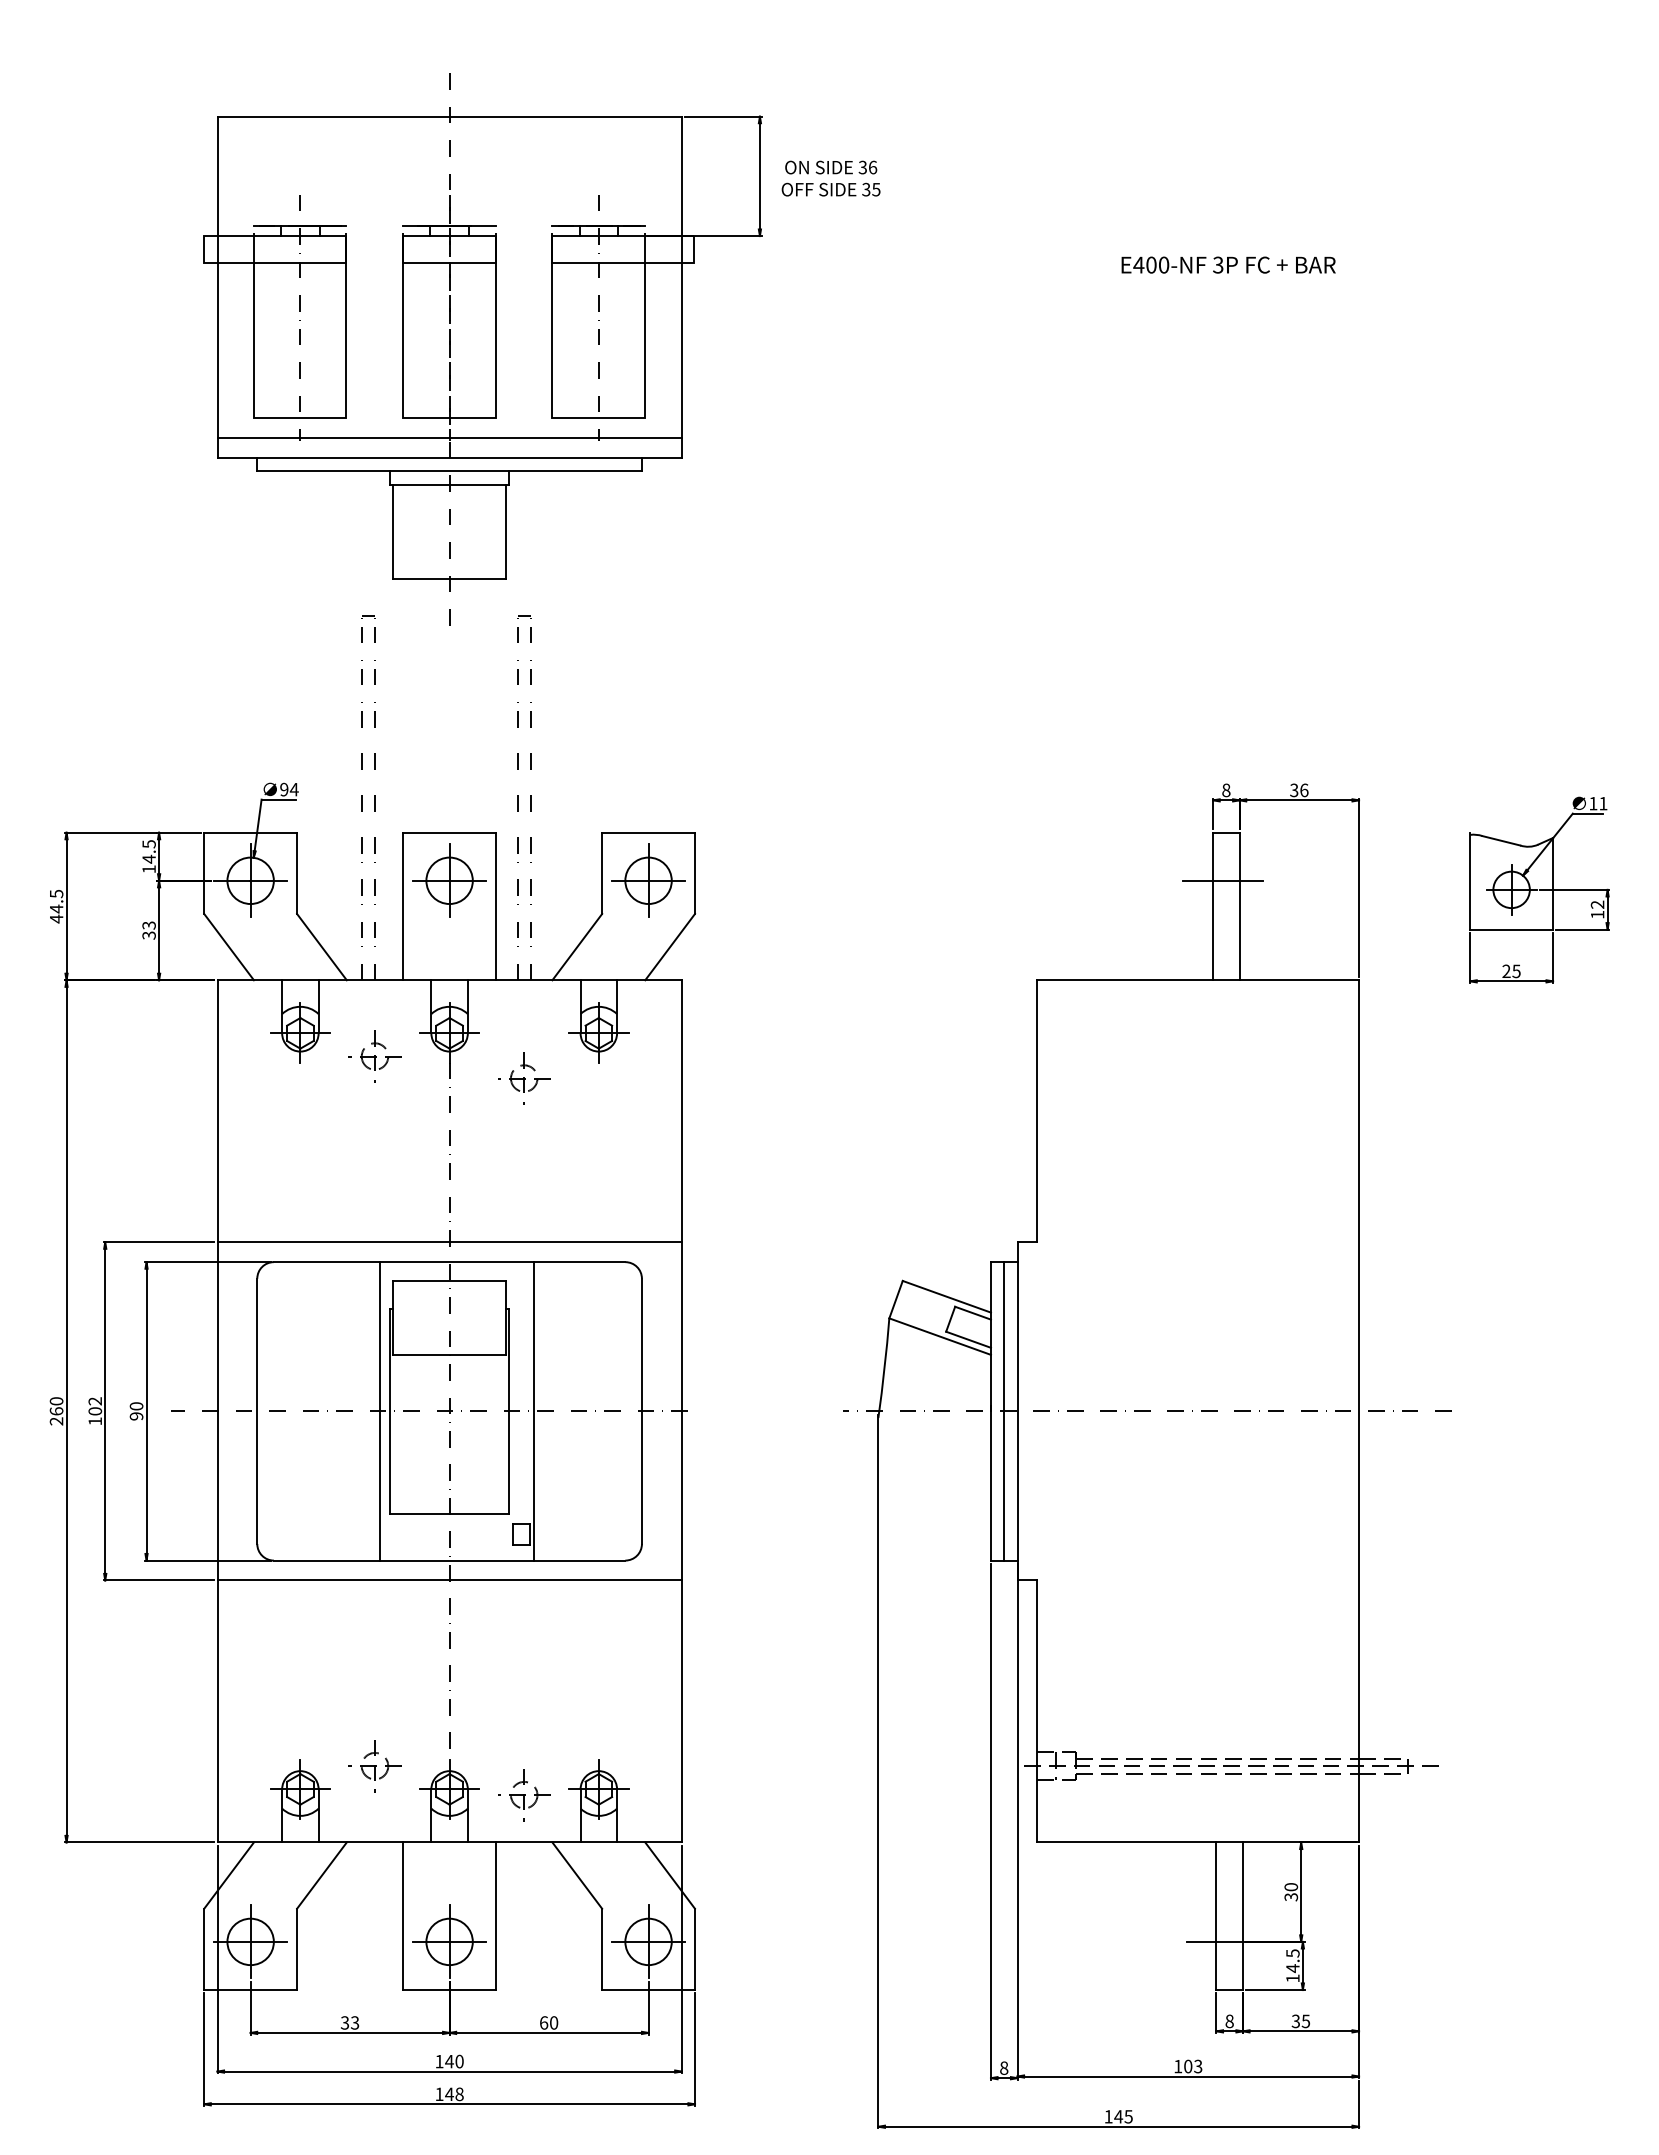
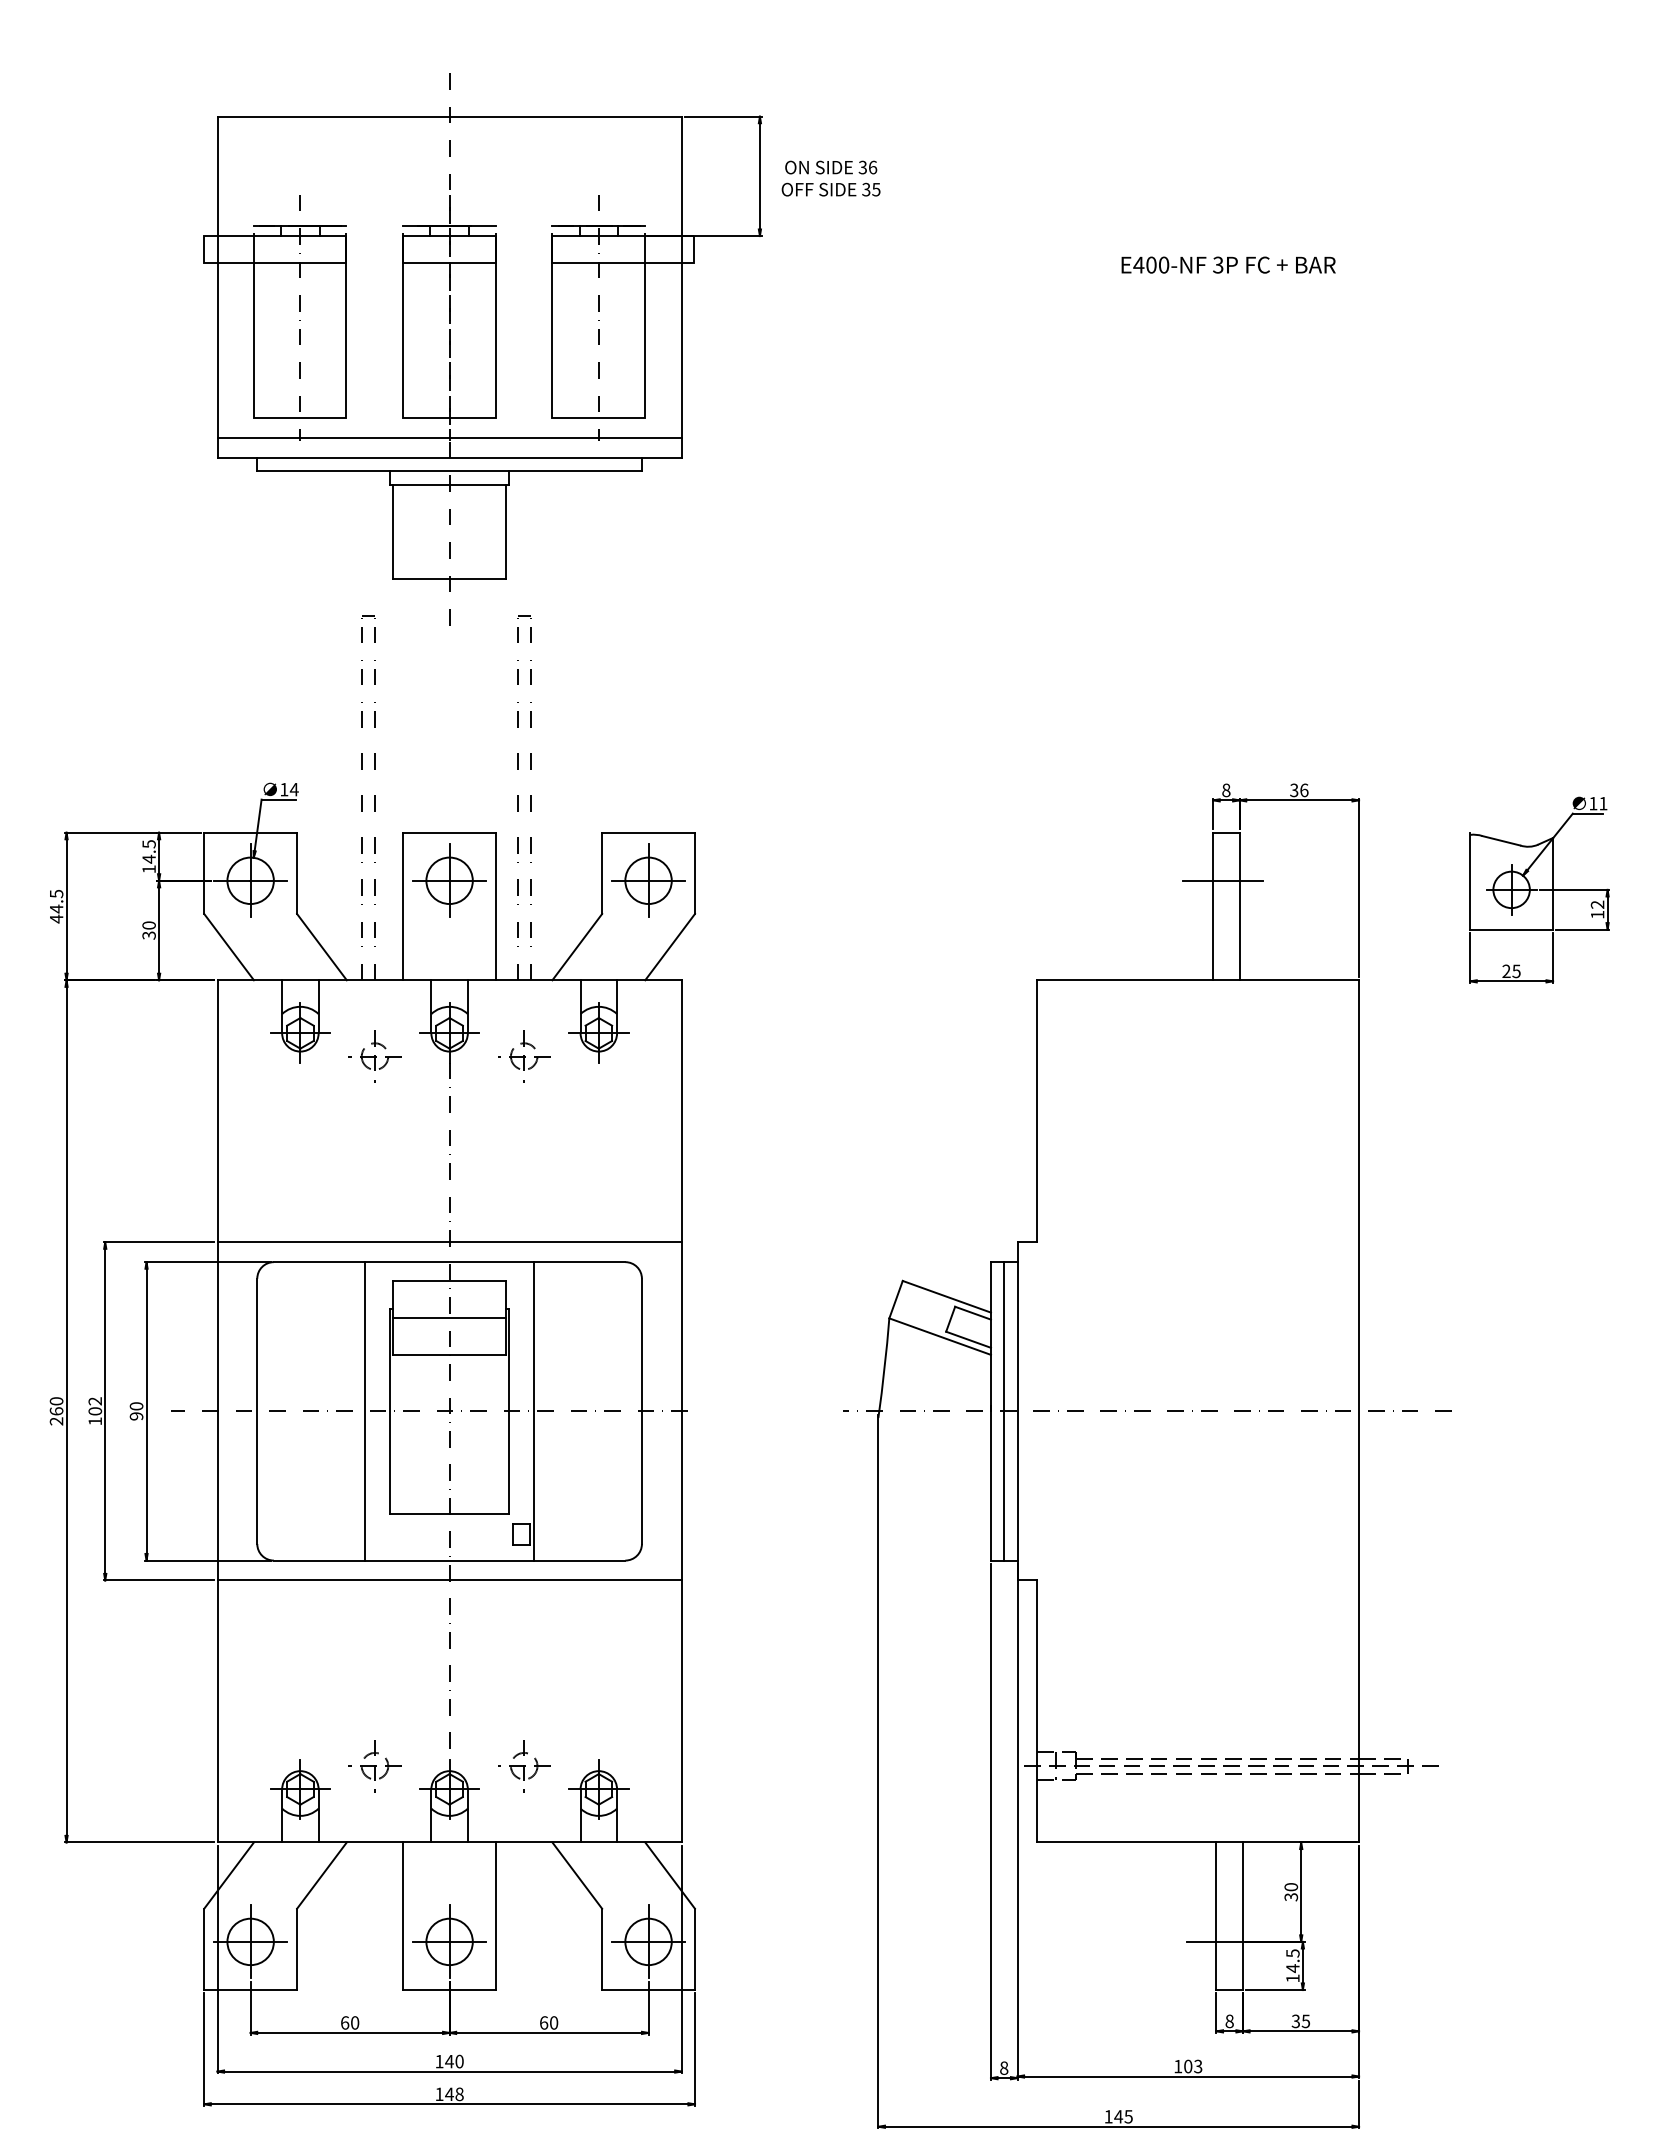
text: 94 -> 14 (284, 789)
text: 33 -> 30 (148, 925)
part position: (524, 1078) -> (524, 1056) (524, 1056)
line: none -> present (449, 1318)
line position: (380, 1411) -> (365, 1411) (365, 1411)
part position: (524, 1795) -> (524, 1766) (524, 1766)
text: 33 -> 60 (350, 2022)
